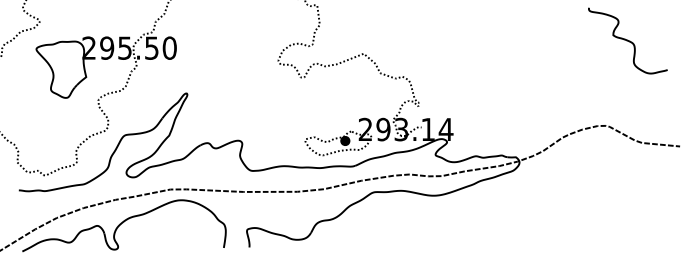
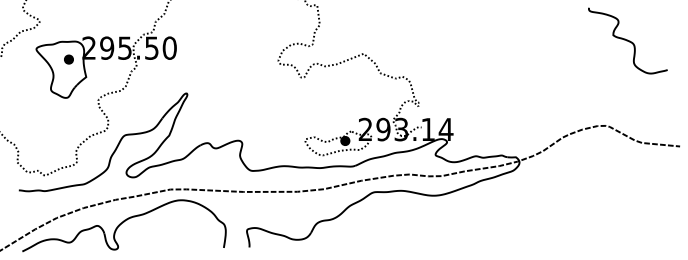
part: none -> present (68, 59)
